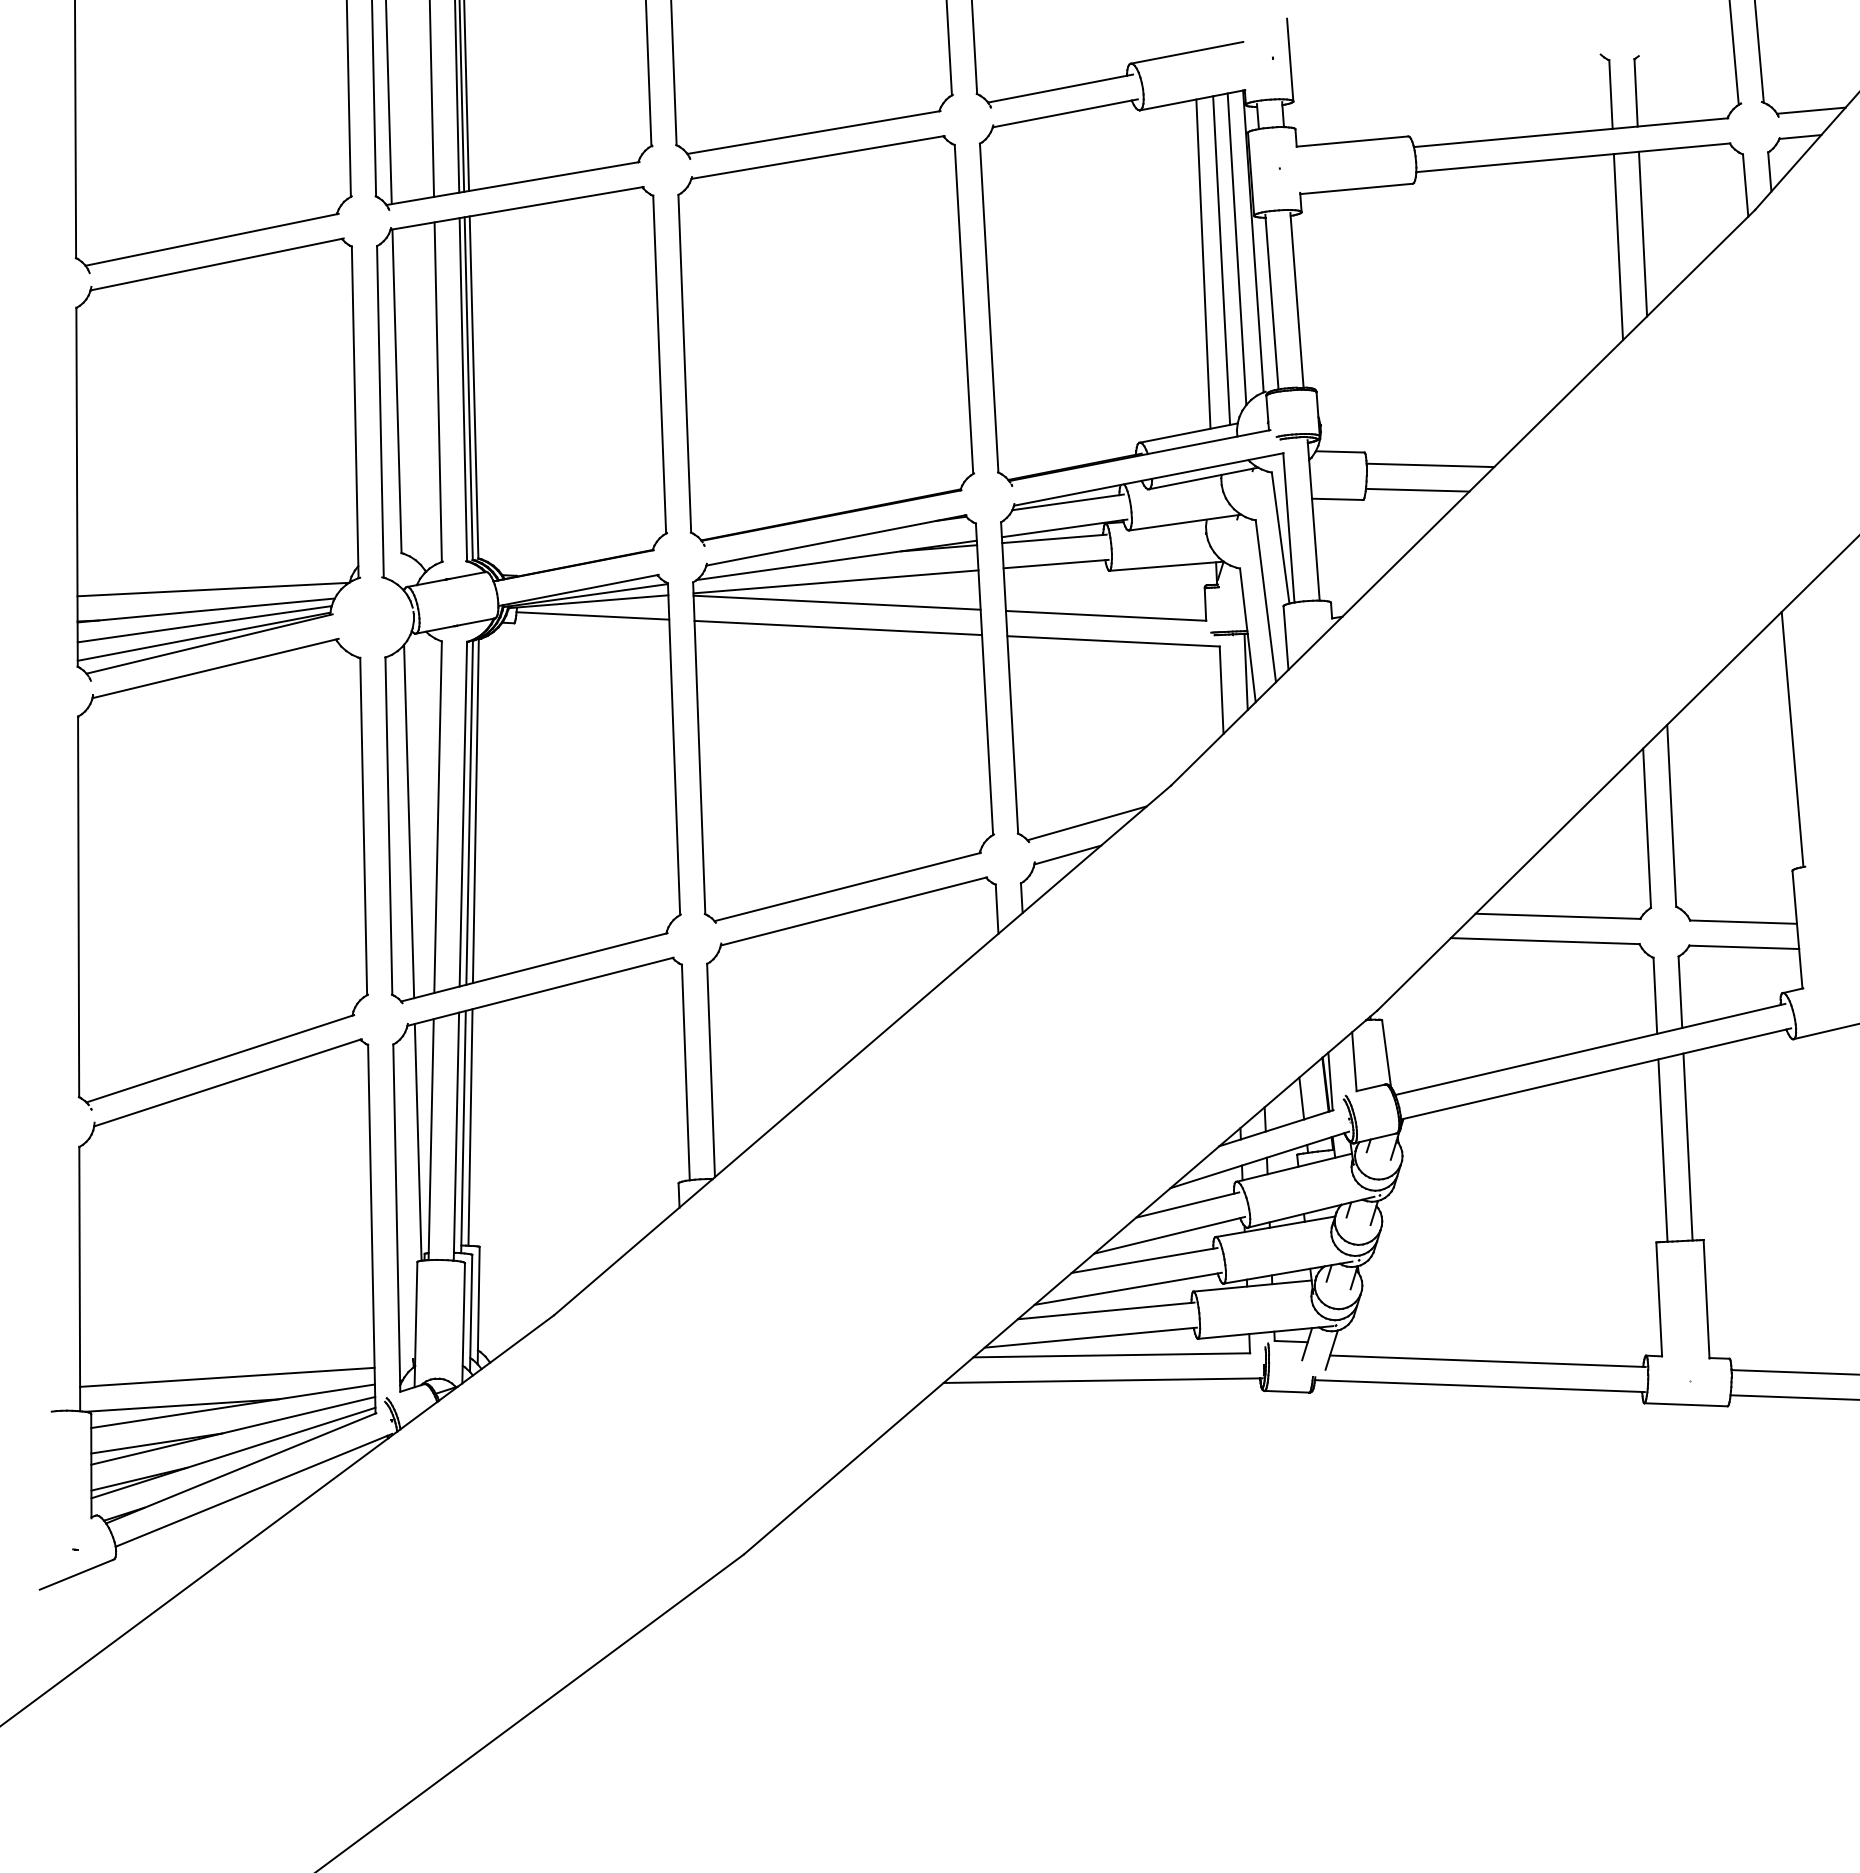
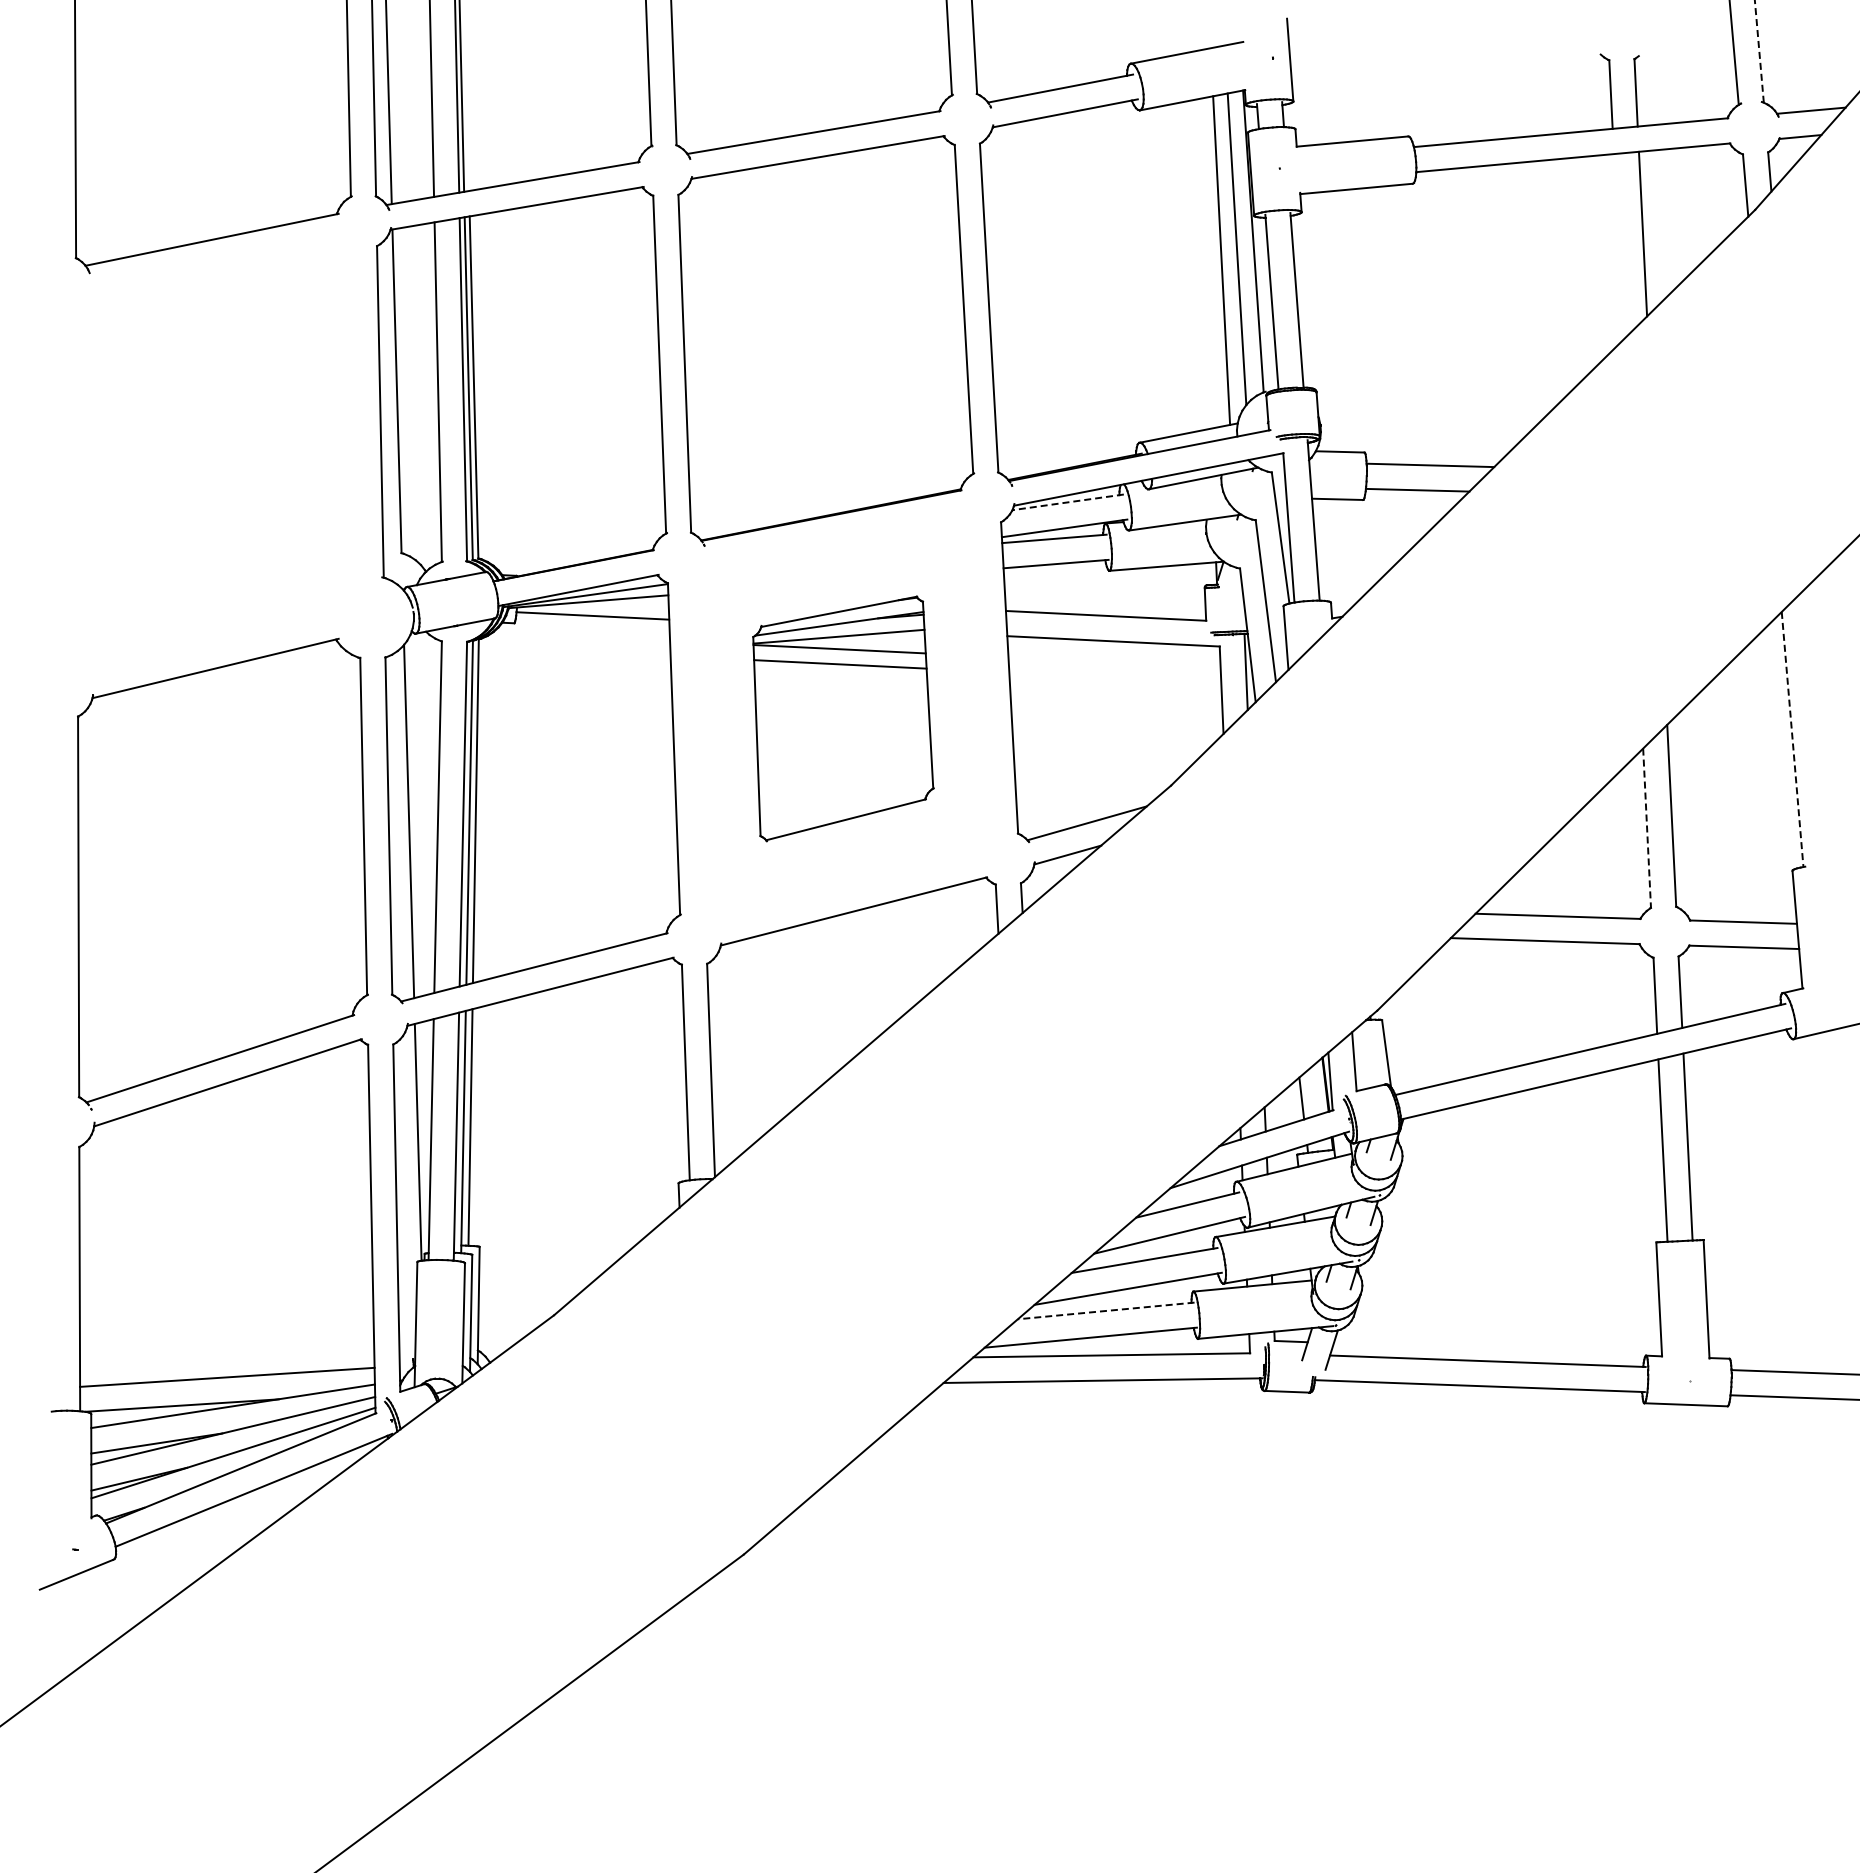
line: solid -> dashed (1759, 50)
line: present -> none (466, 96)
line: present -> none (1618, 247)
line: present -> none (1203, 263)
part: present -> none (218, 459)
line: solid -> dashed (1067, 502)
part size: 303x410 px -> 183x248 px (843, 718)
line: solid -> dashed (1792, 739)
line: solid -> dashed (1647, 828)
line: solid -> dashed (1106, 1310)
